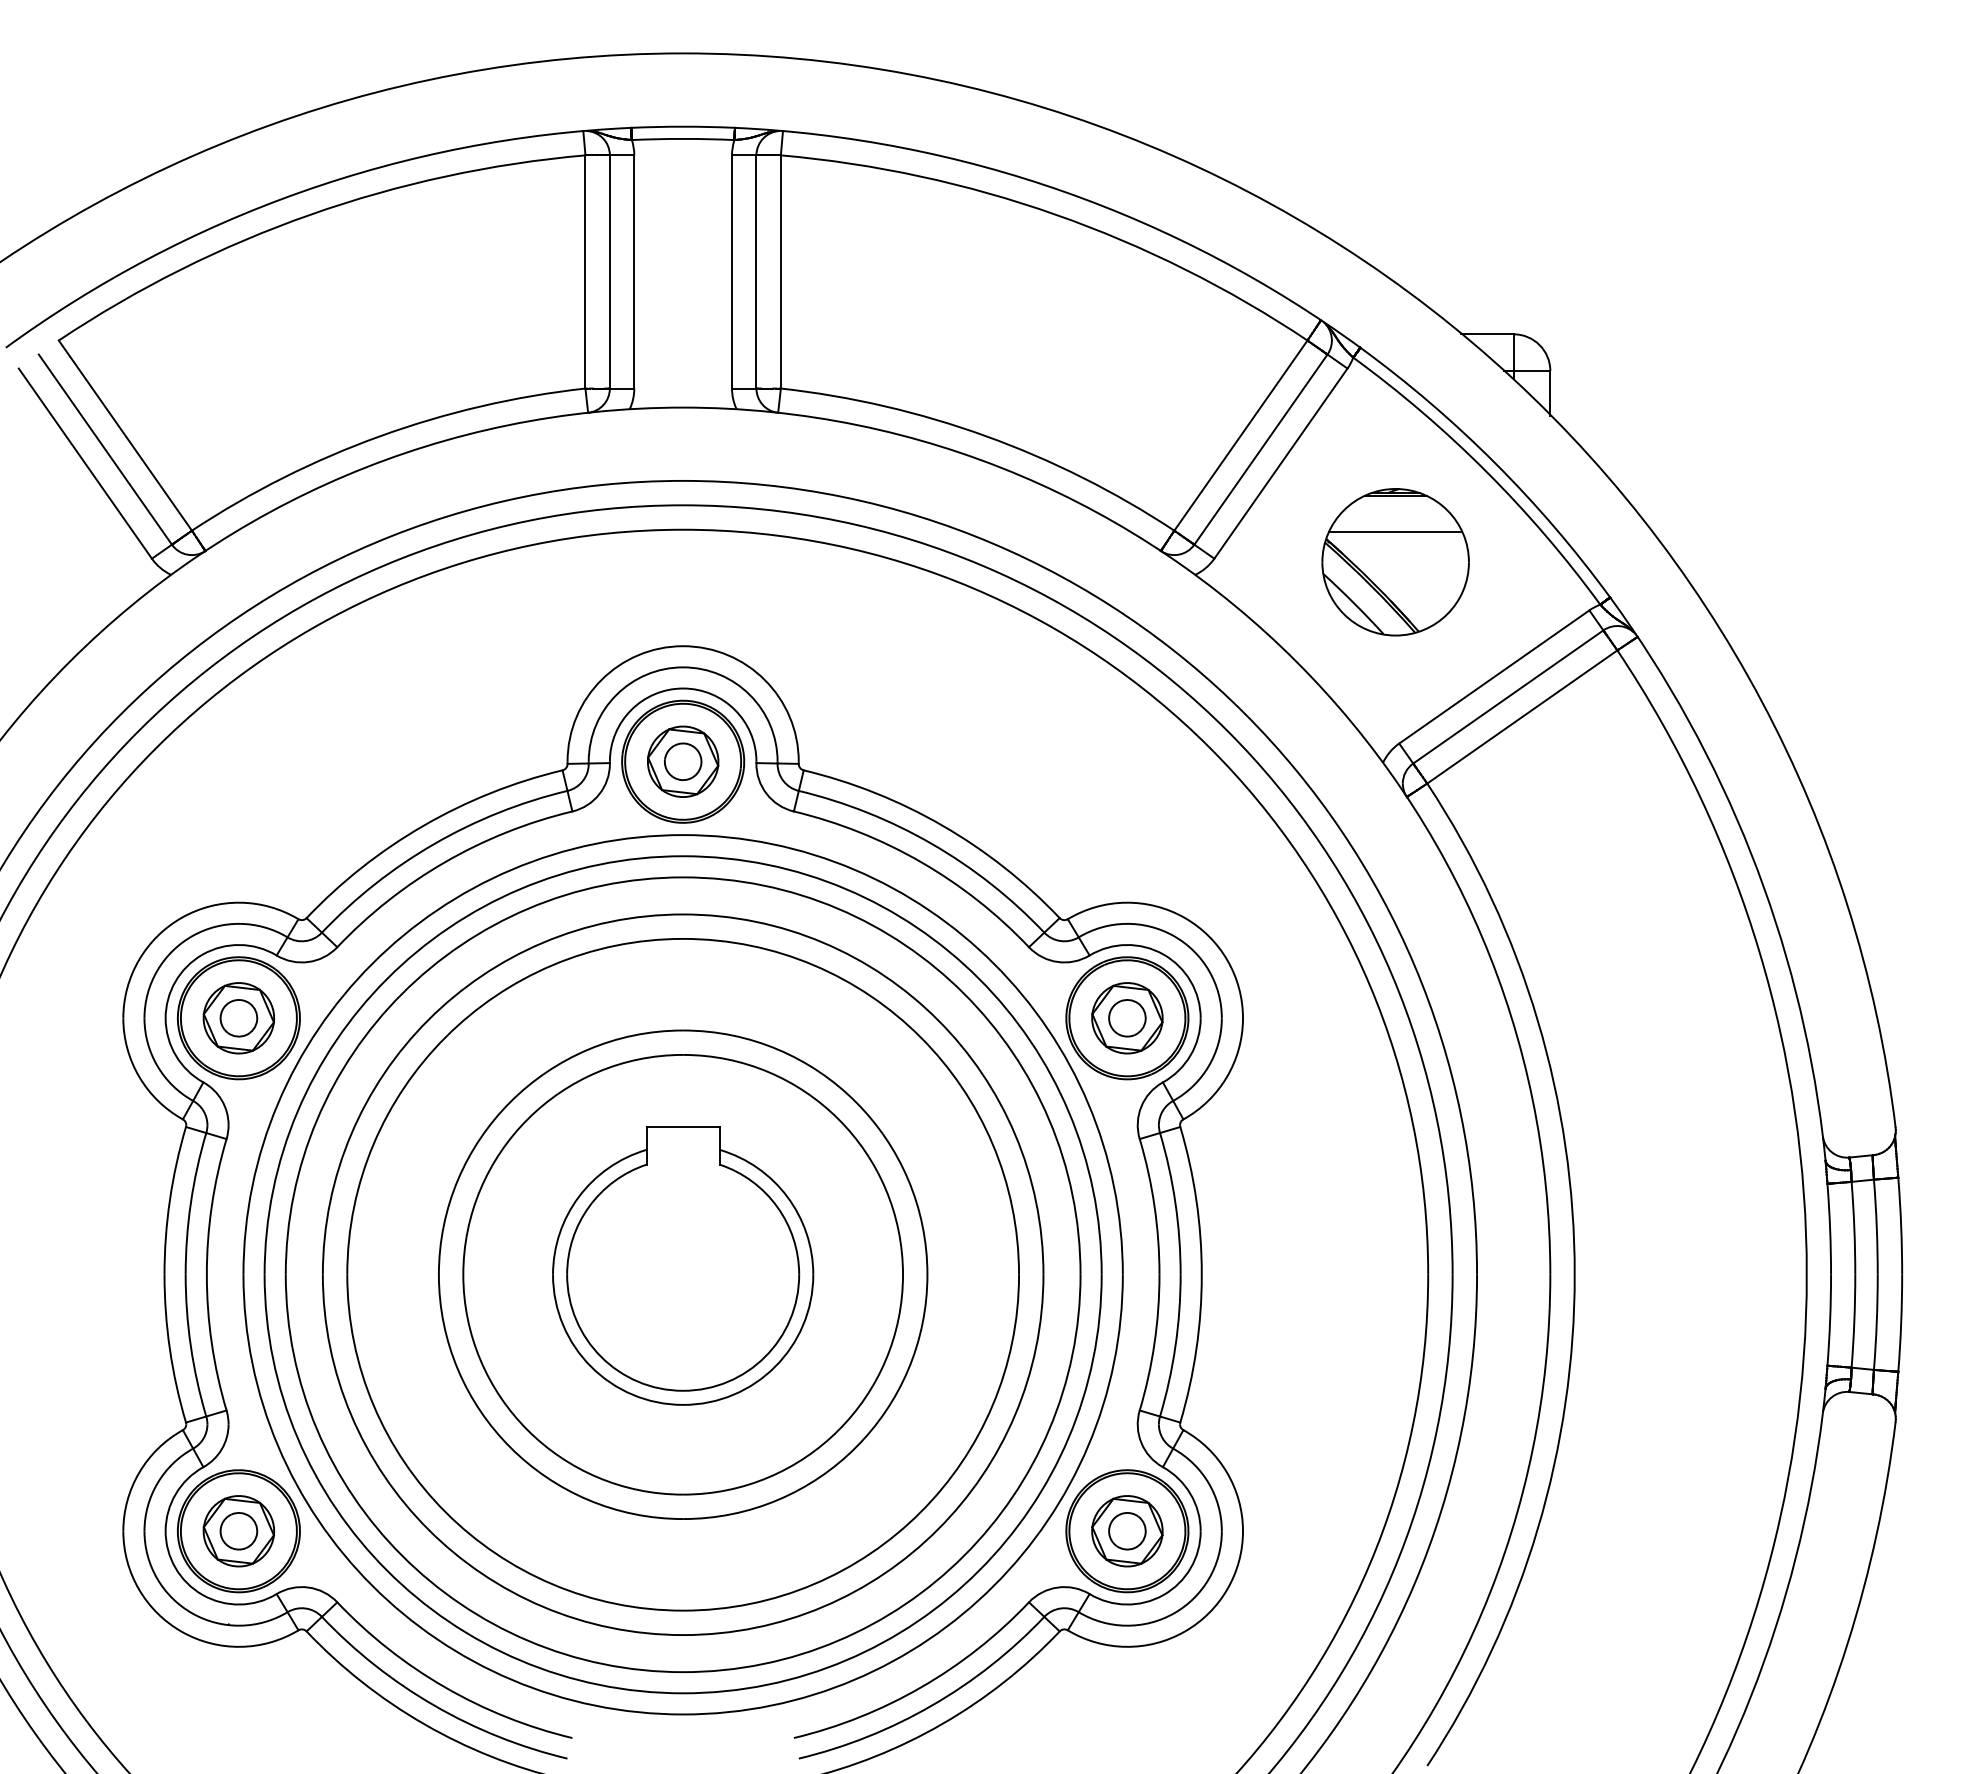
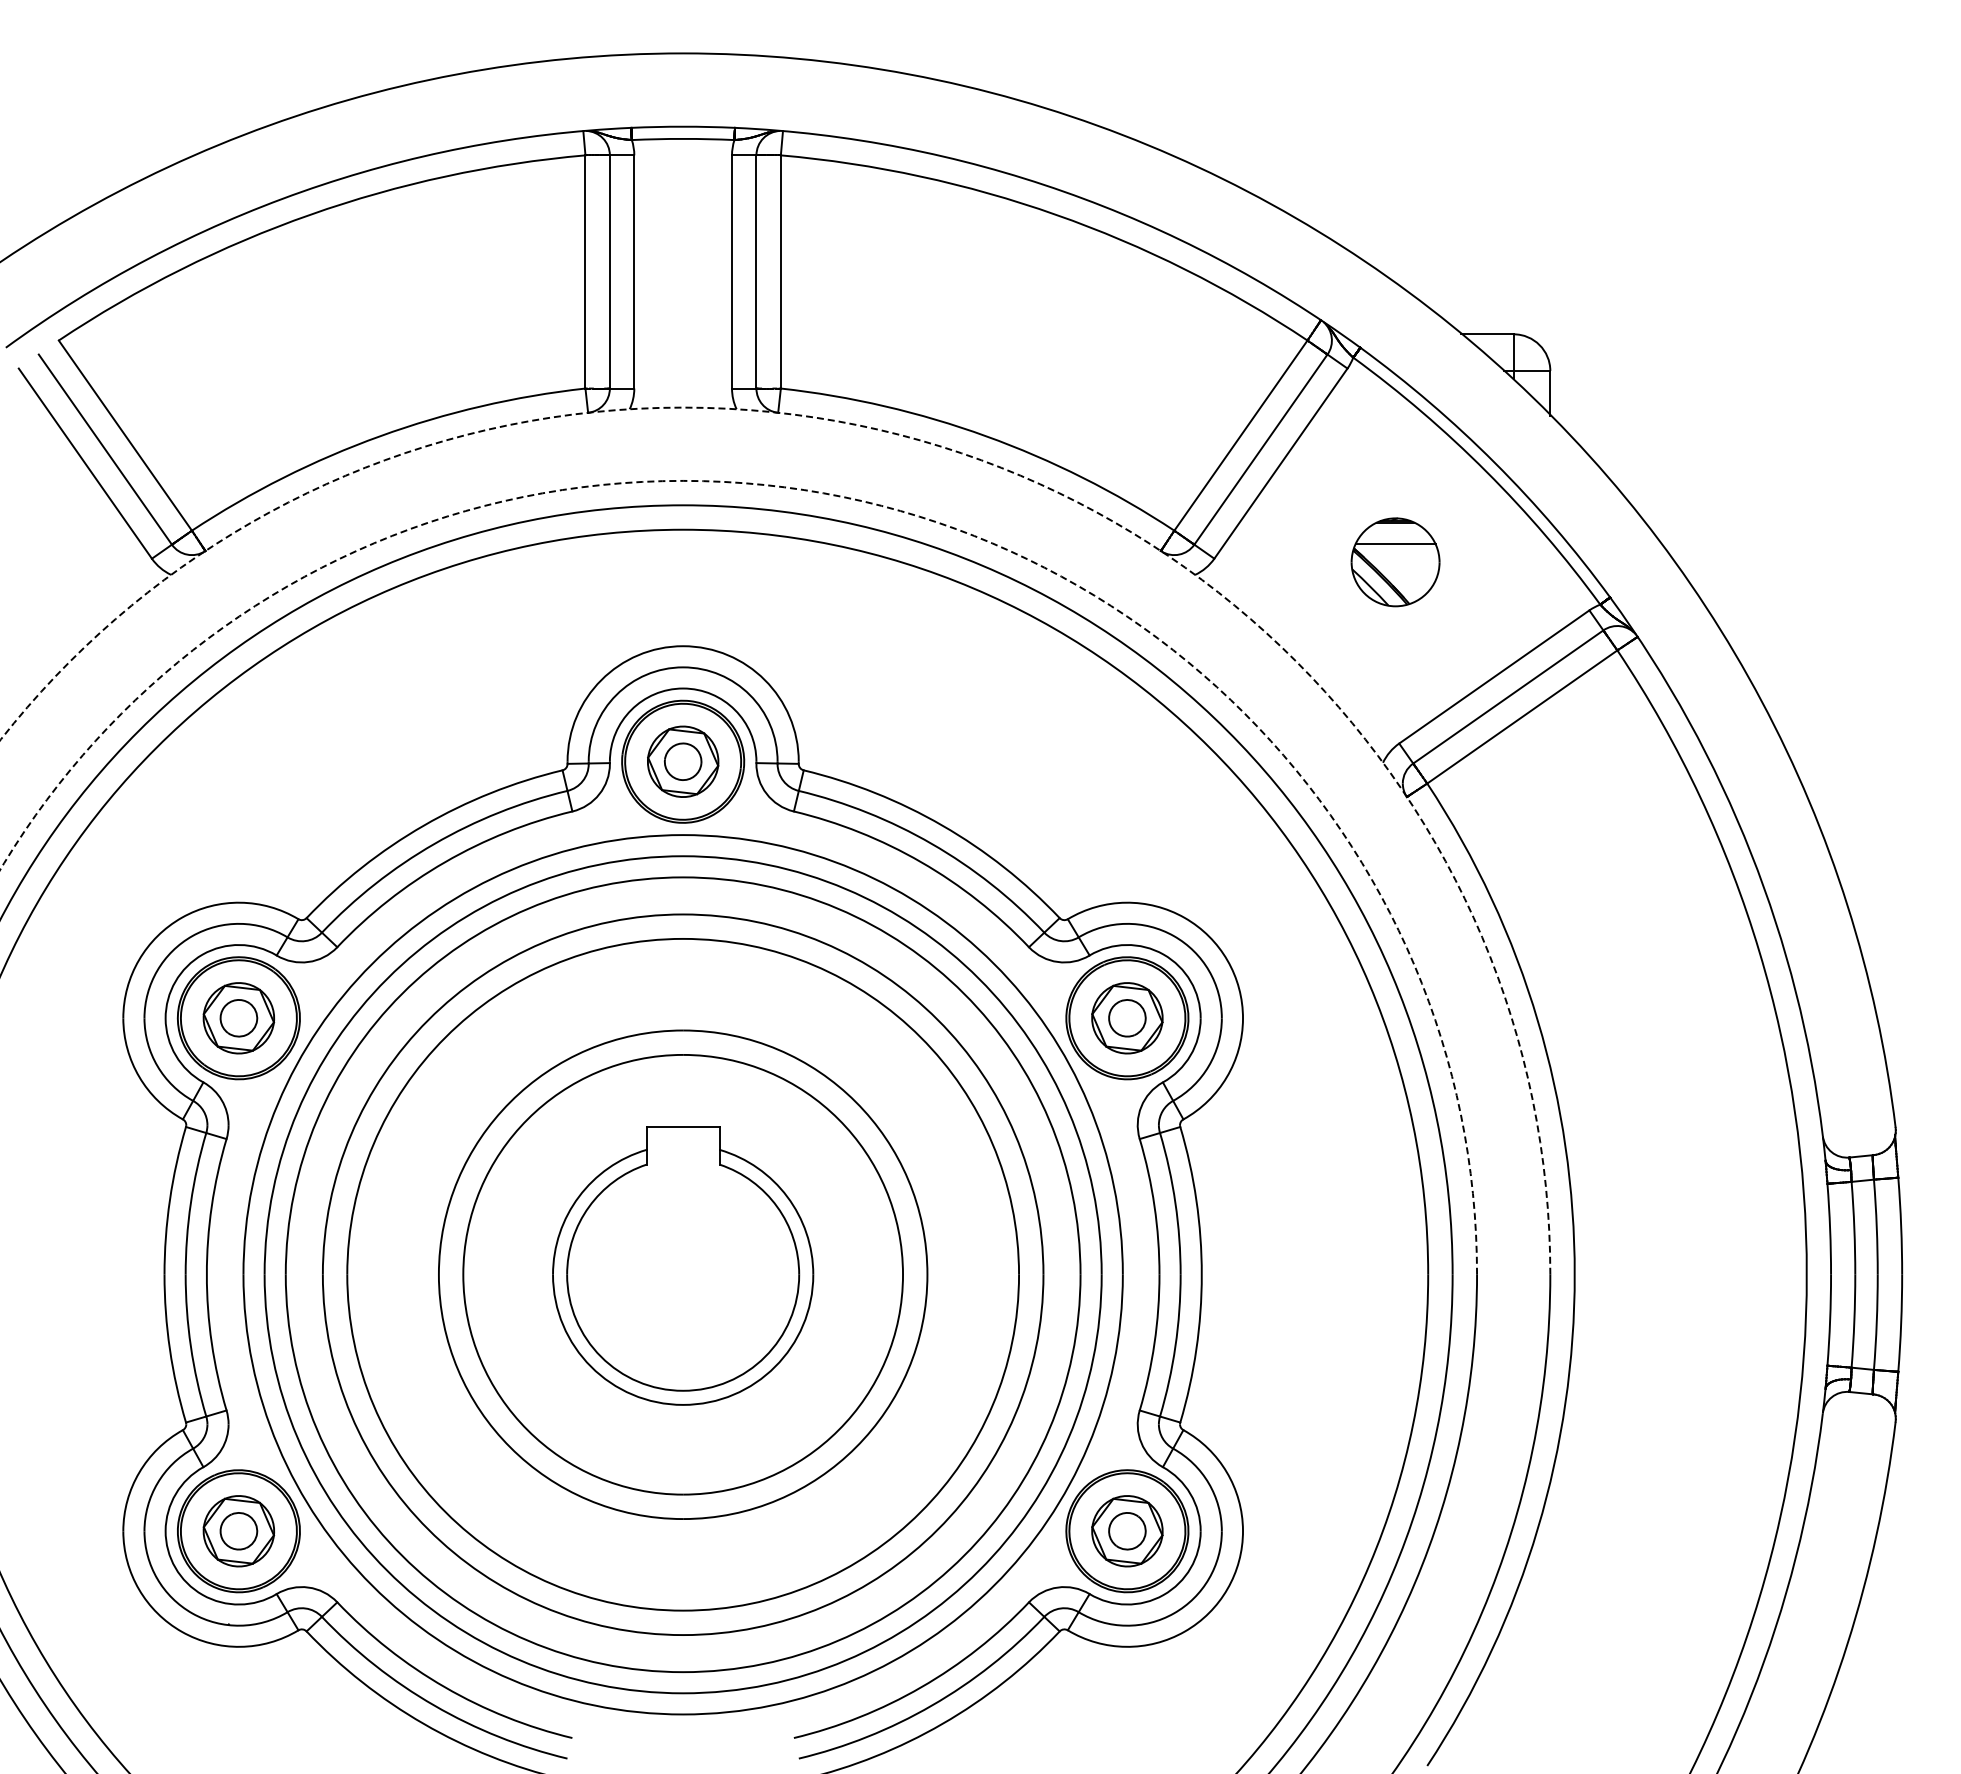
arc: solid -> dashed (964, 454)
arc: solid -> dashed (893, 509)
part size: 149x149 px -> 91x91 px (1395, 562)
